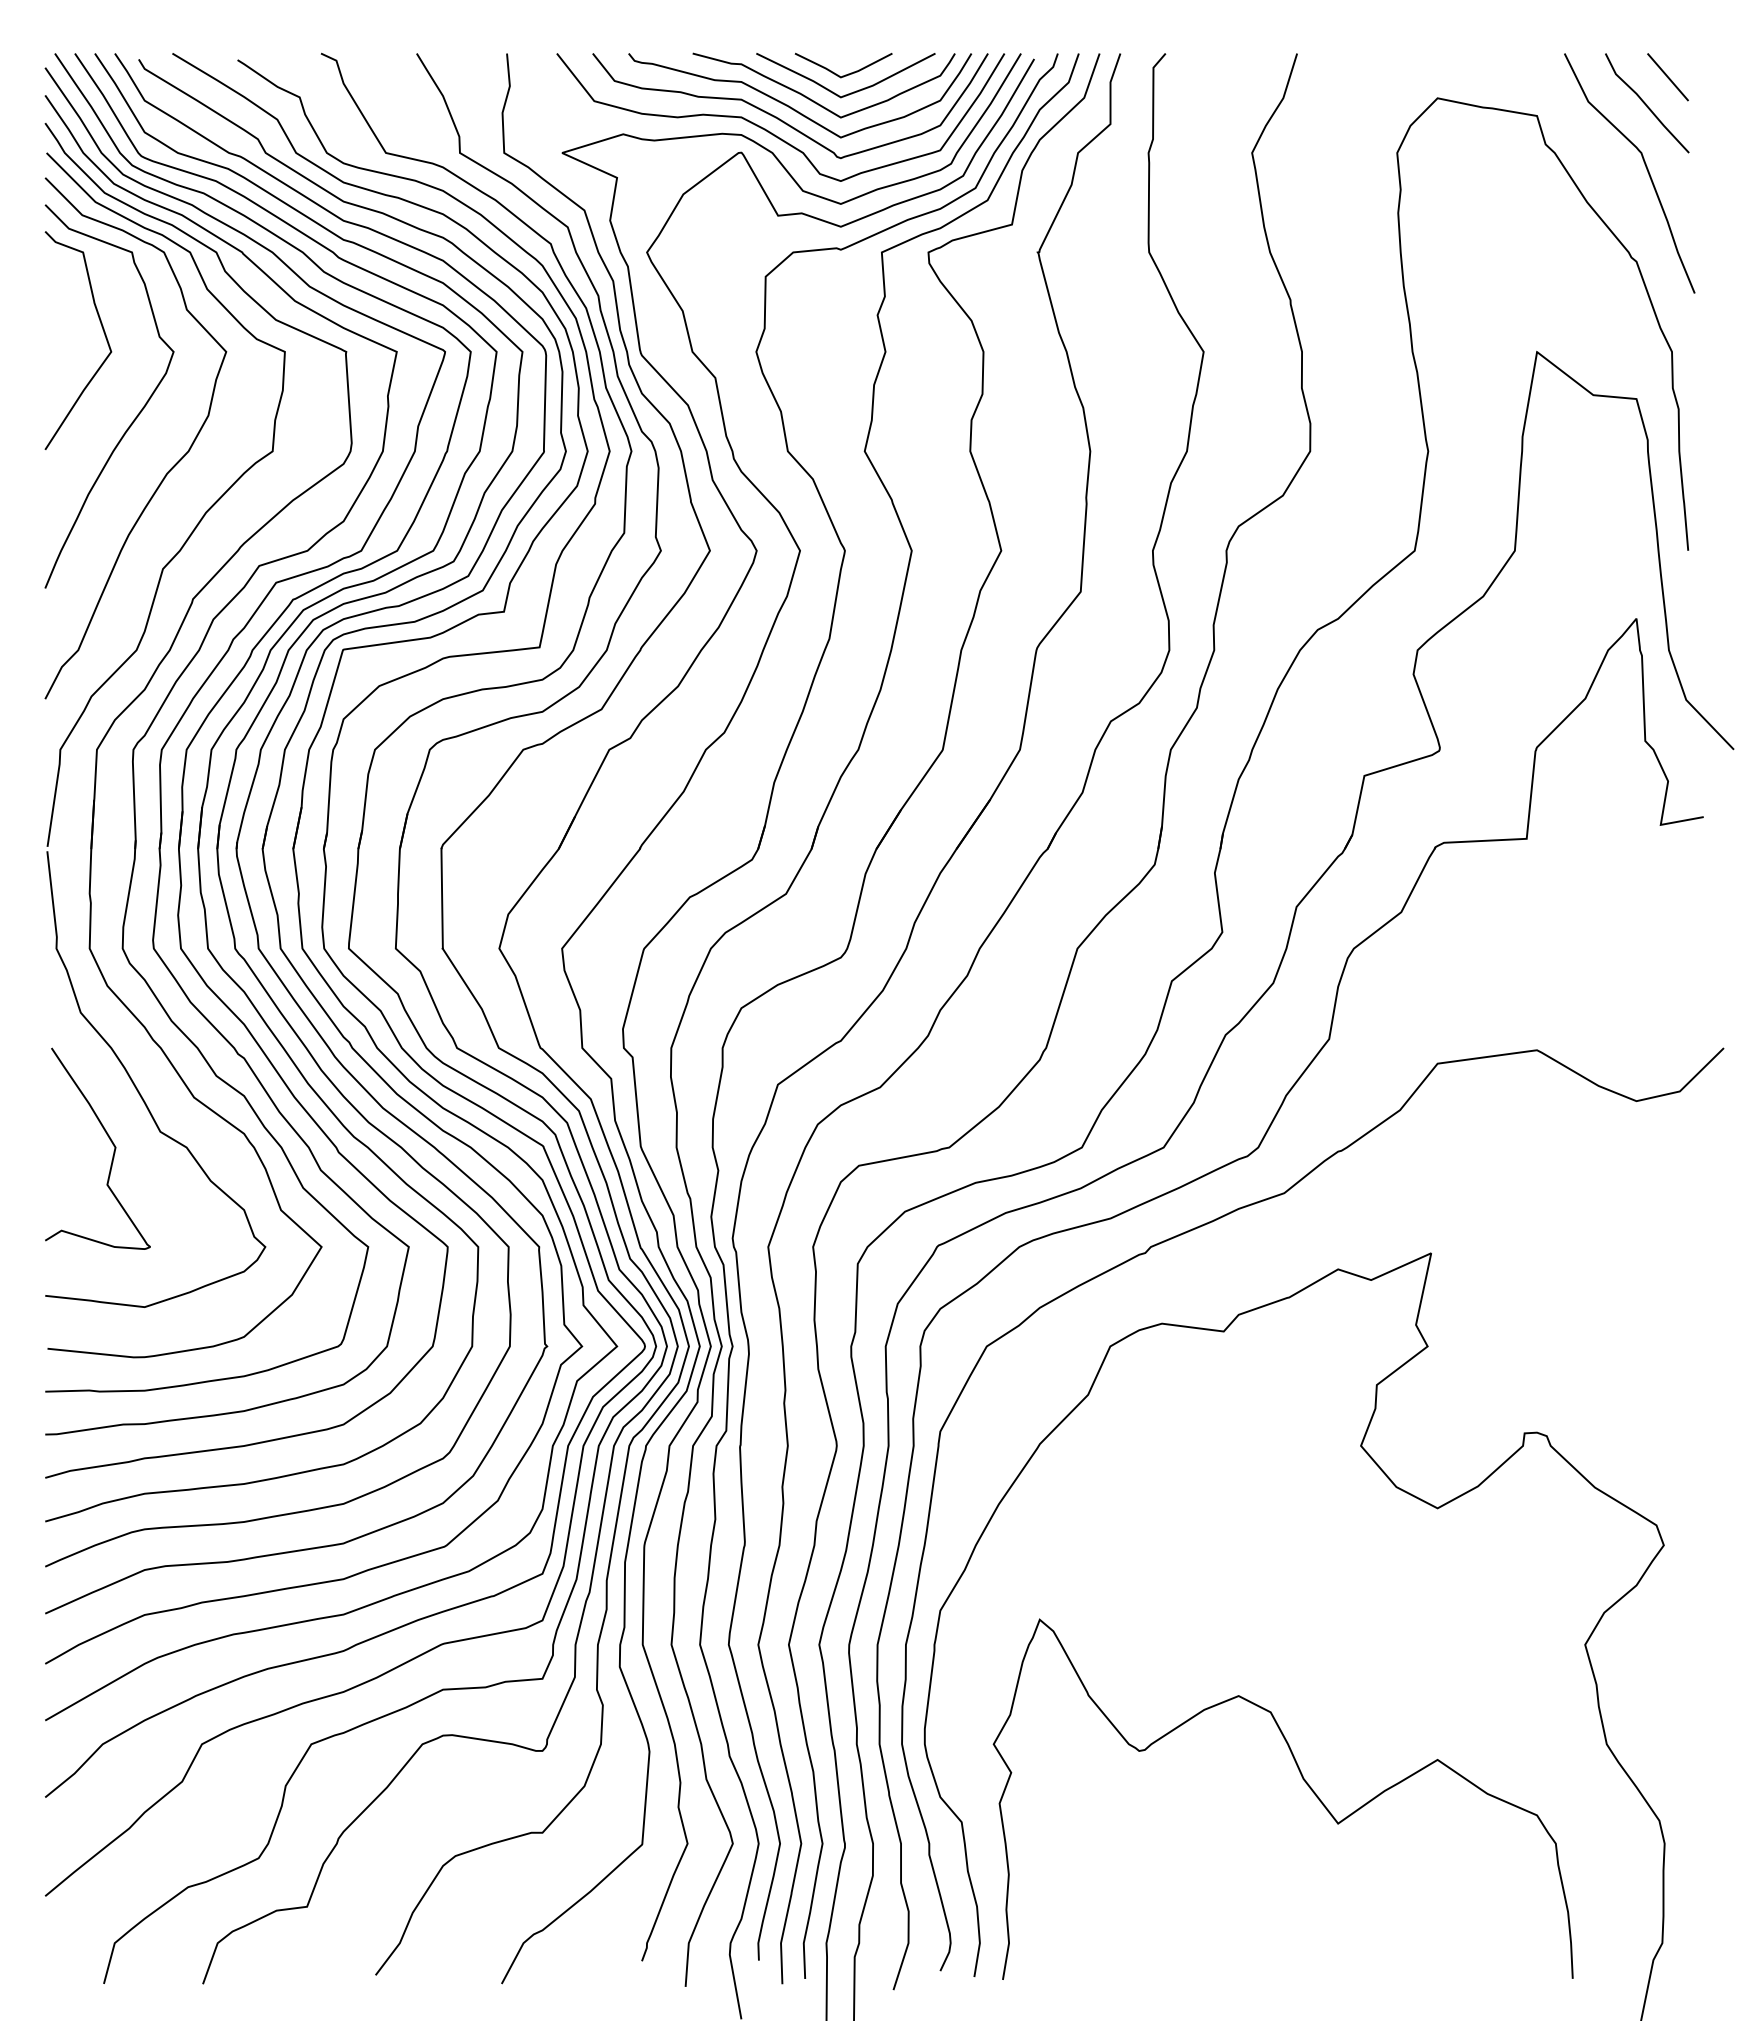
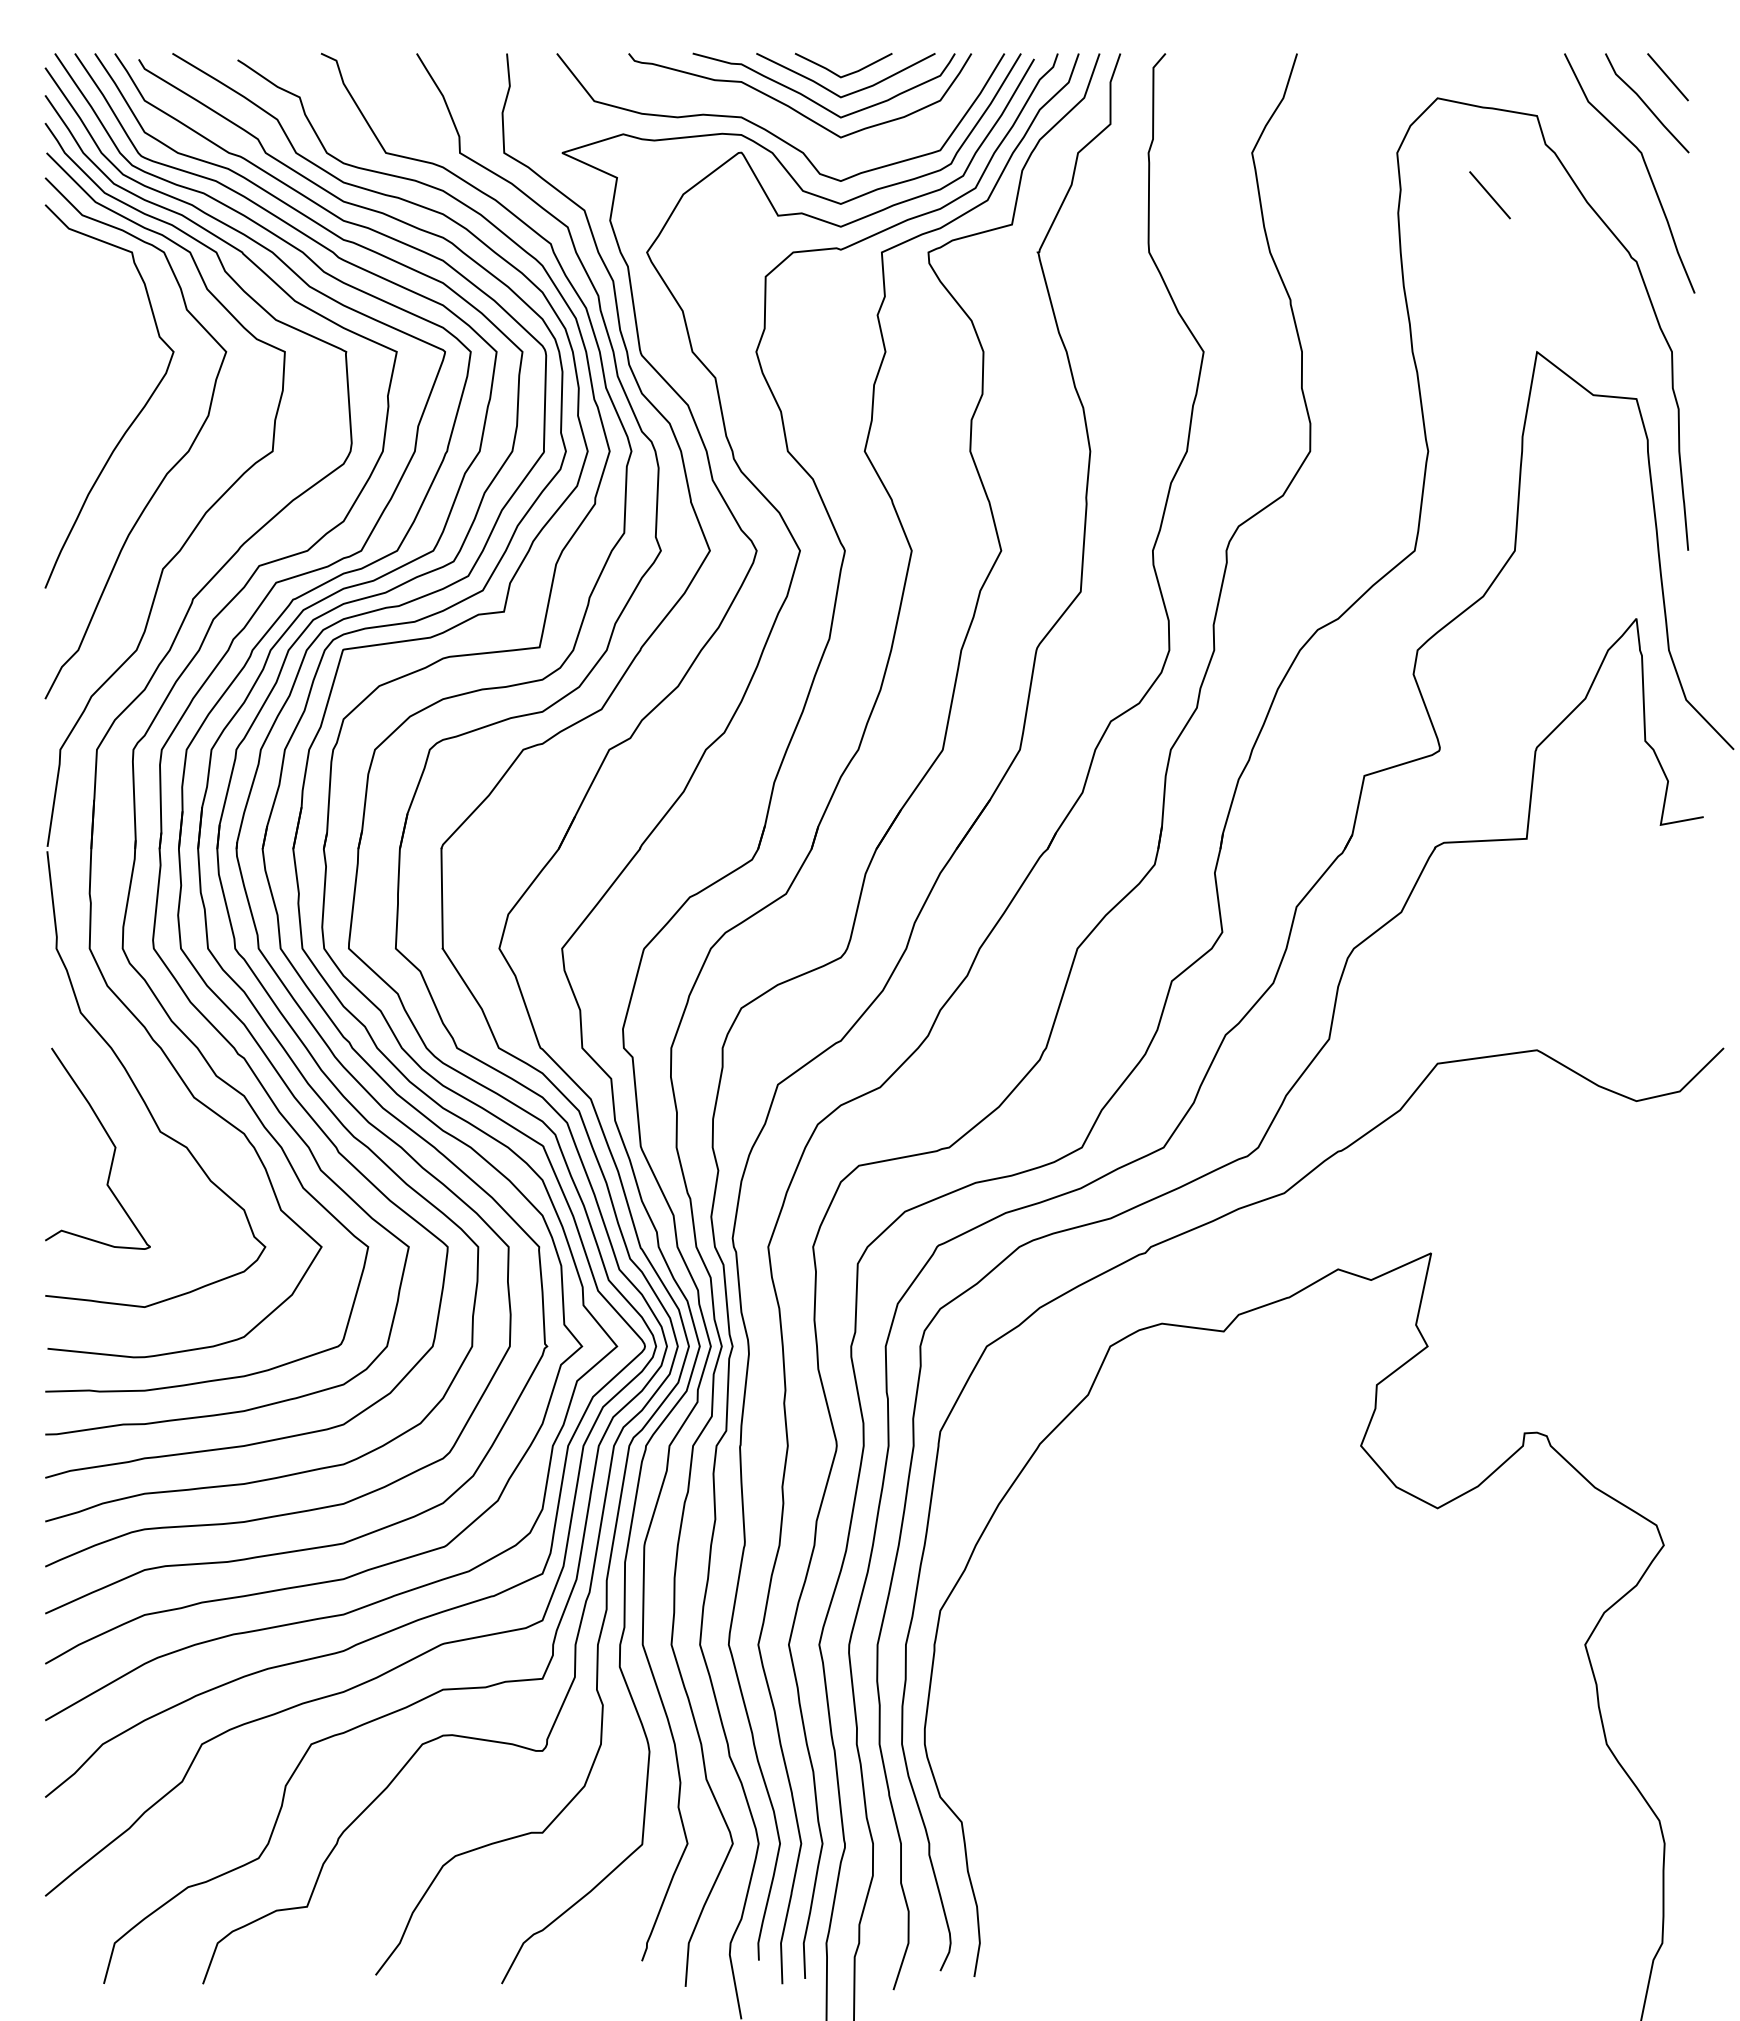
curve: present -> none (783, 120)
line: none -> present (1489, 195)
curve: present -> none (103, 332)
curve: present -> none (1305, 1783)
